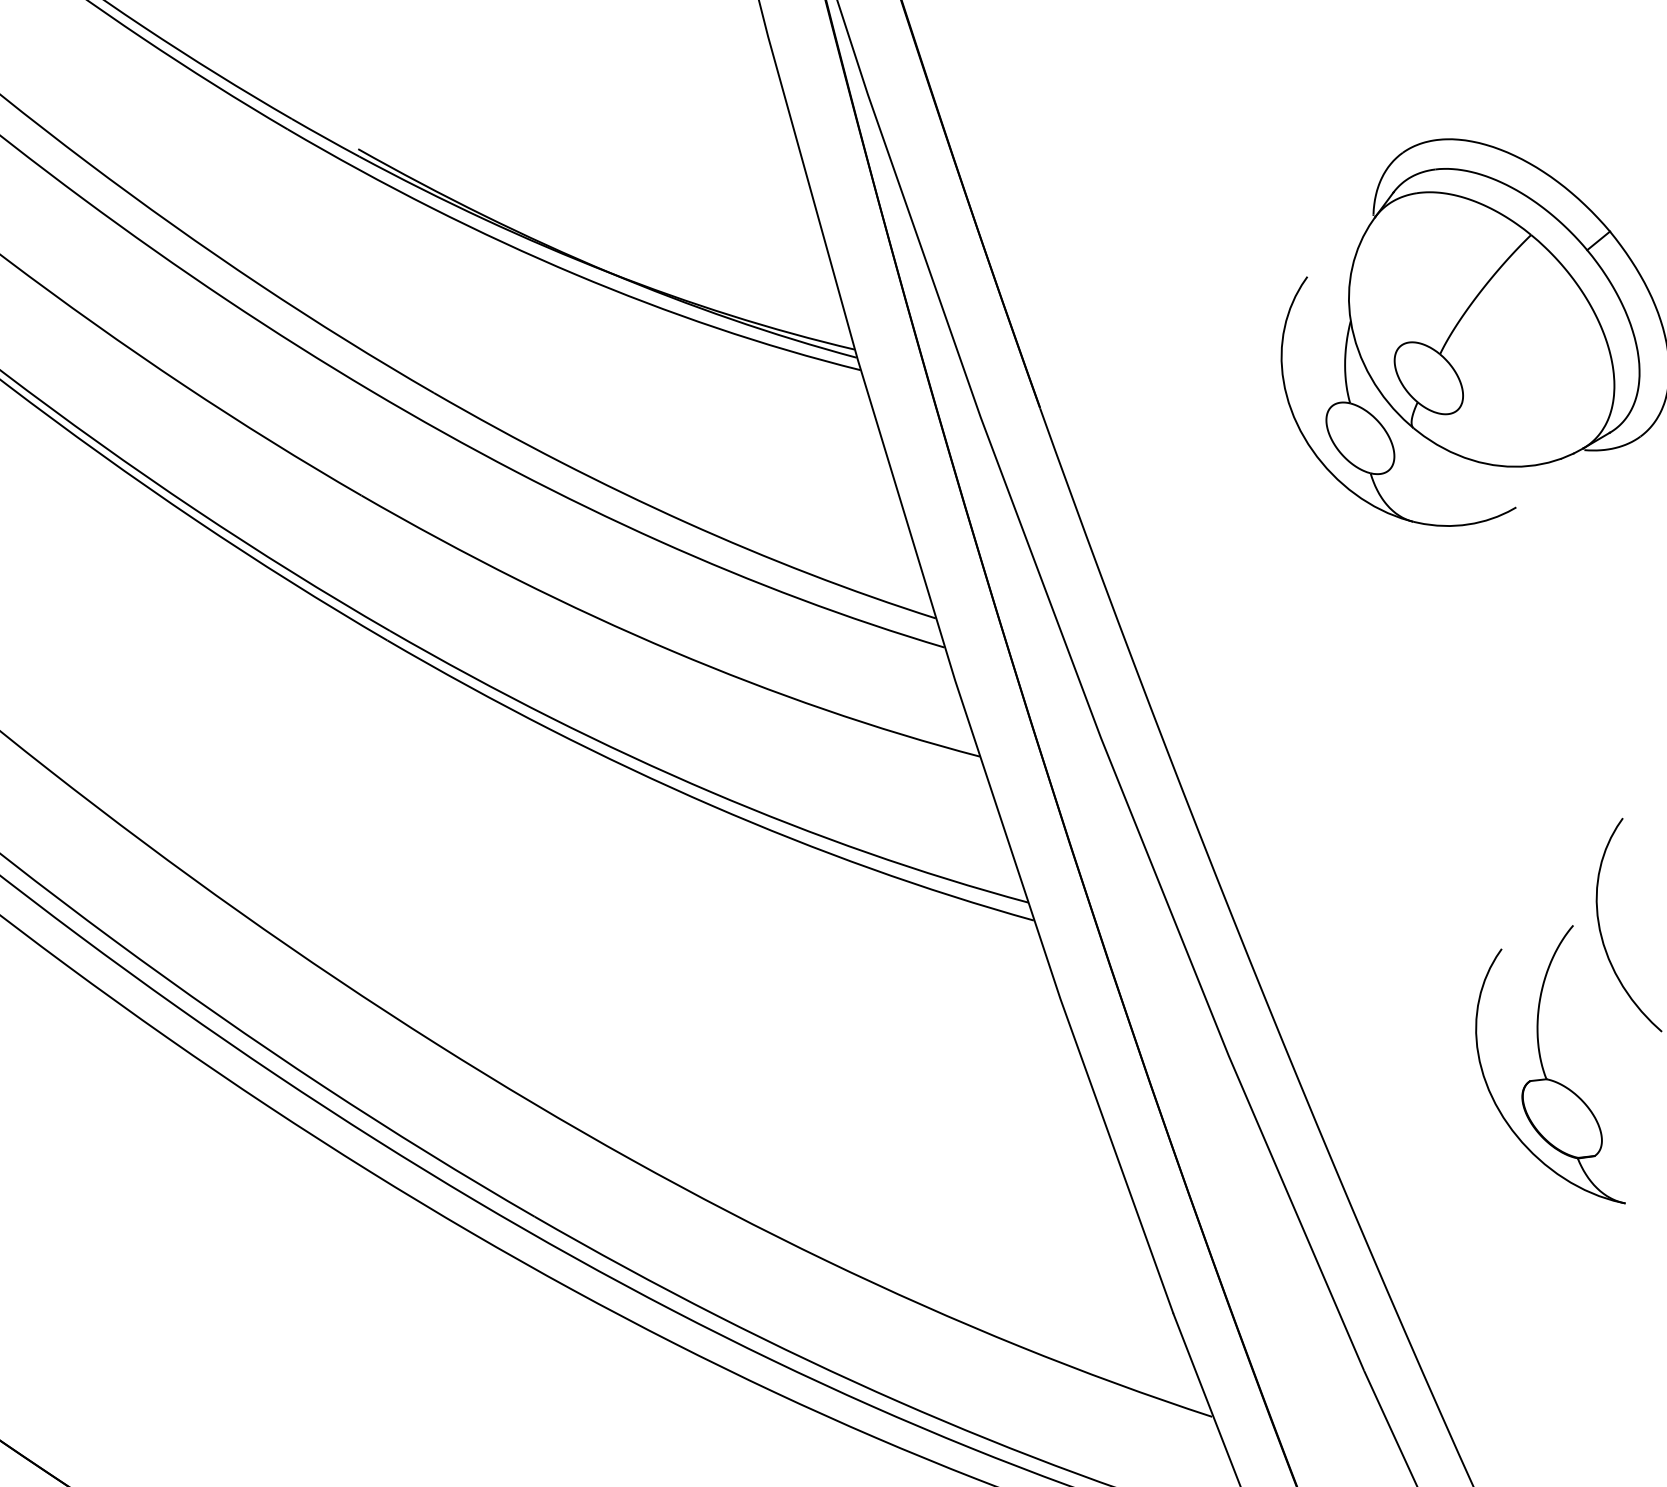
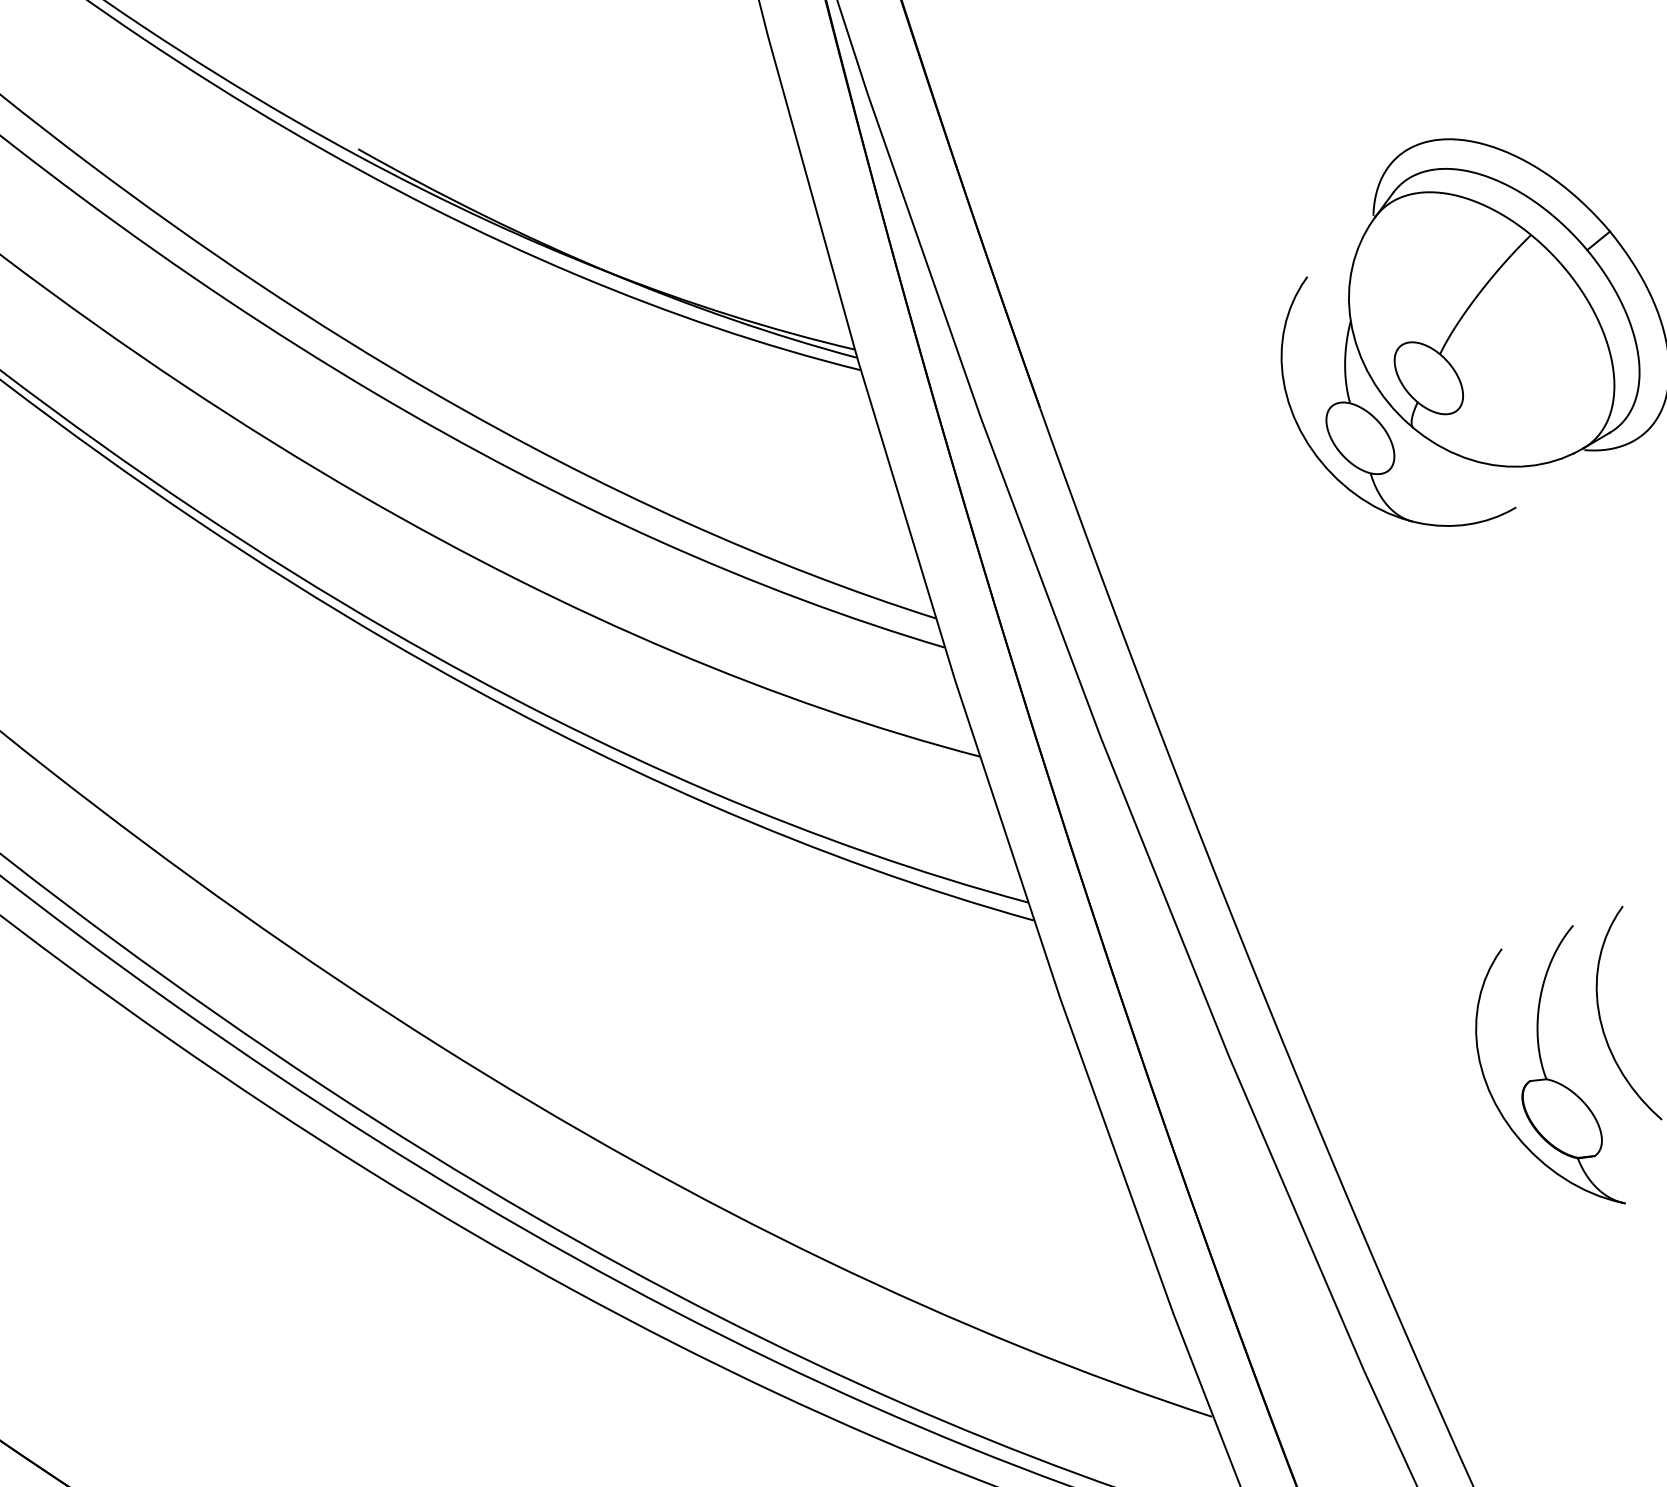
curve position: (1601, 931) -> (1601, 1019) (1601, 1019)
